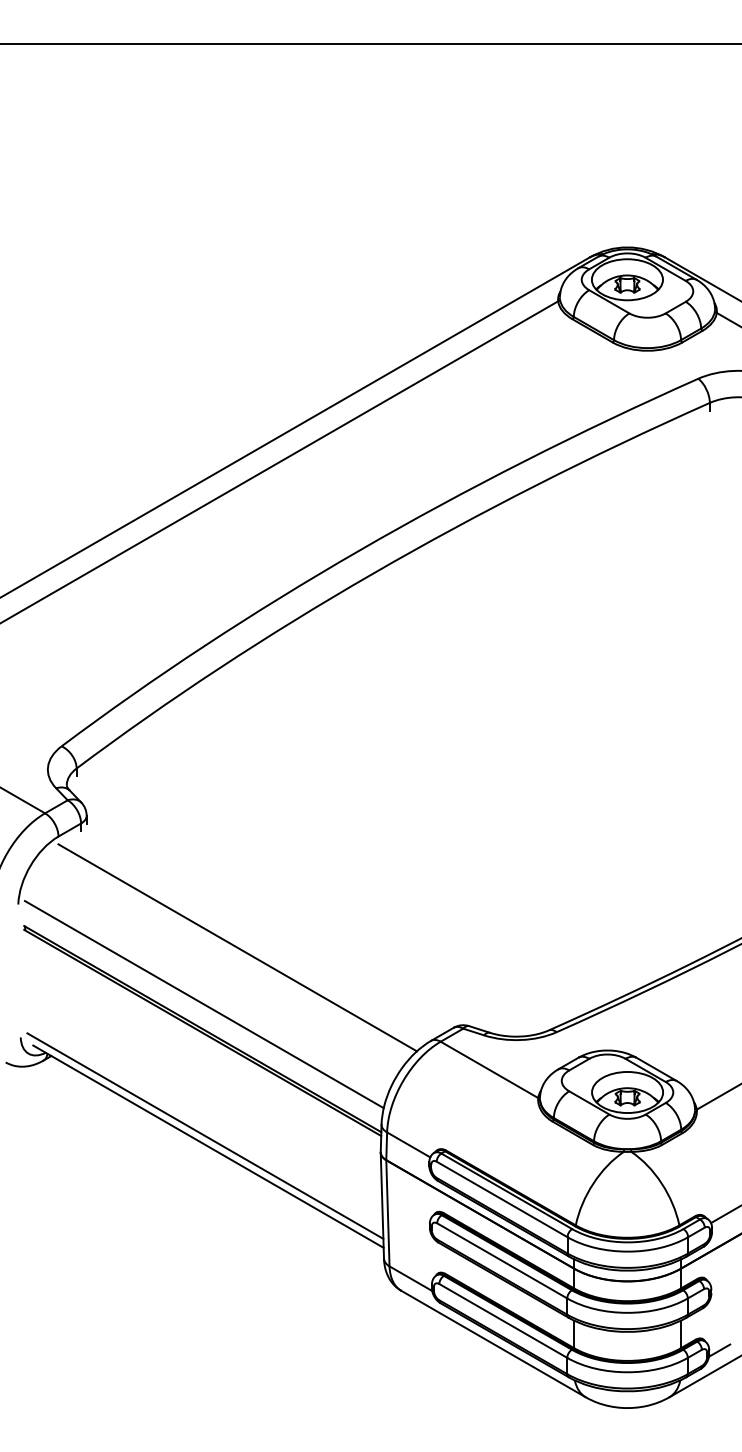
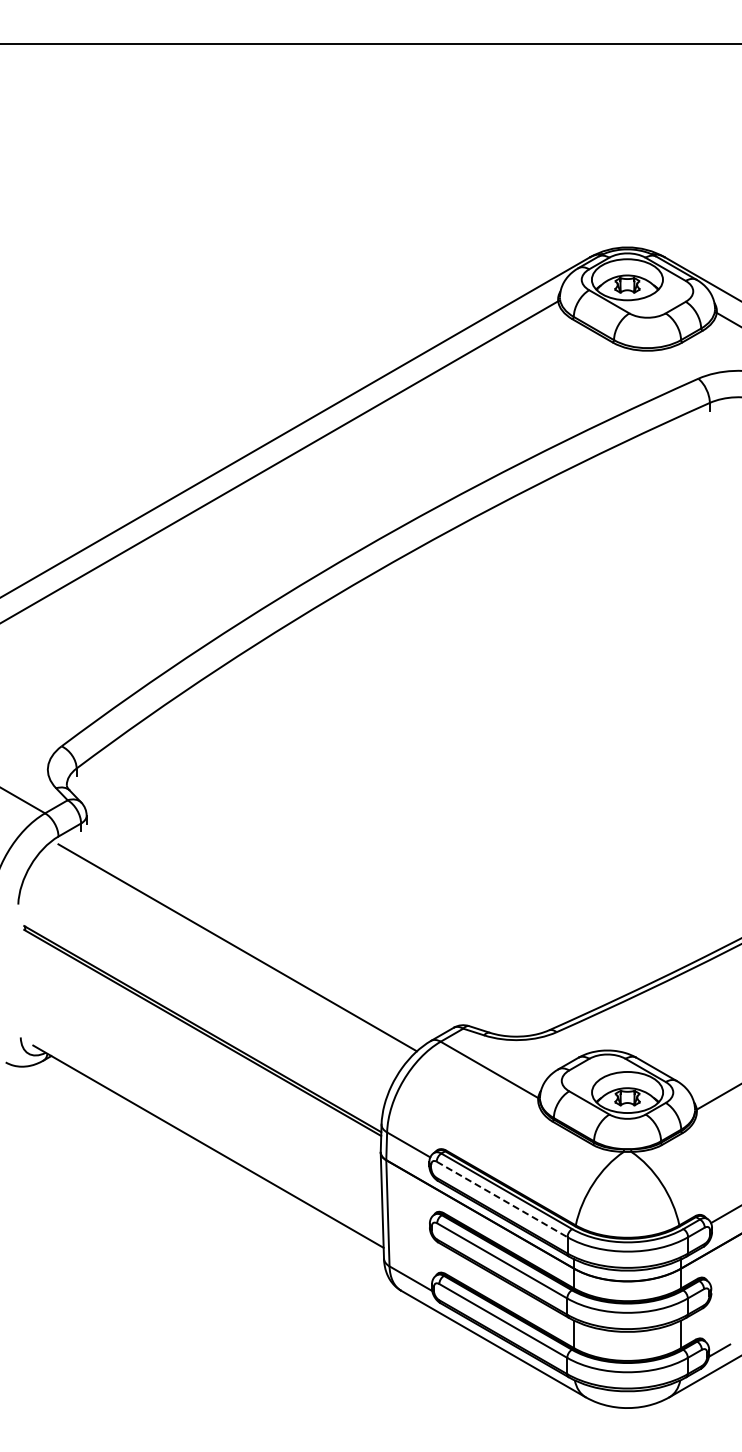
line: present -> none (203, 1004)
line: present -> none (205, 1135)
line: solid -> dashed (502, 1199)
